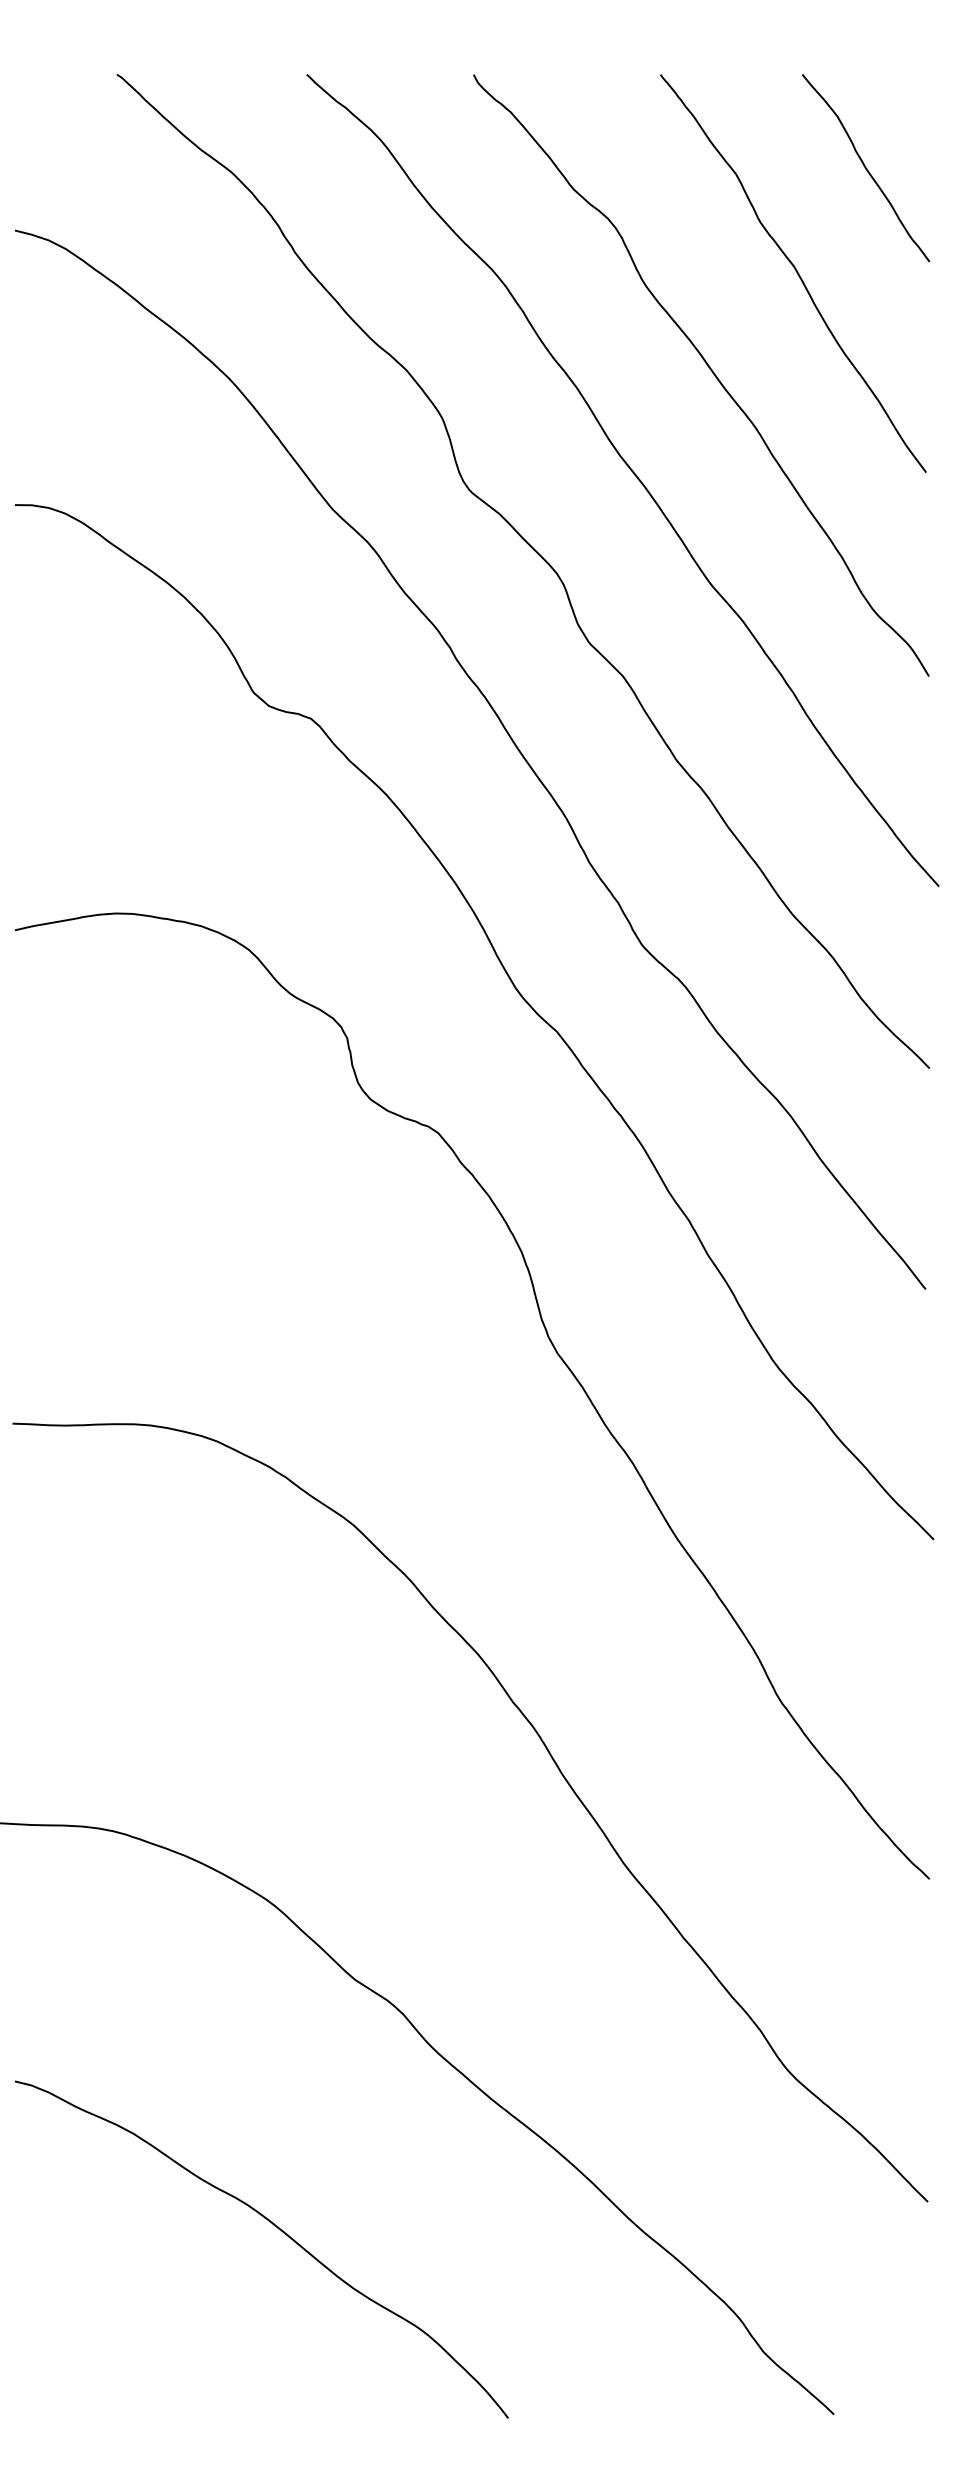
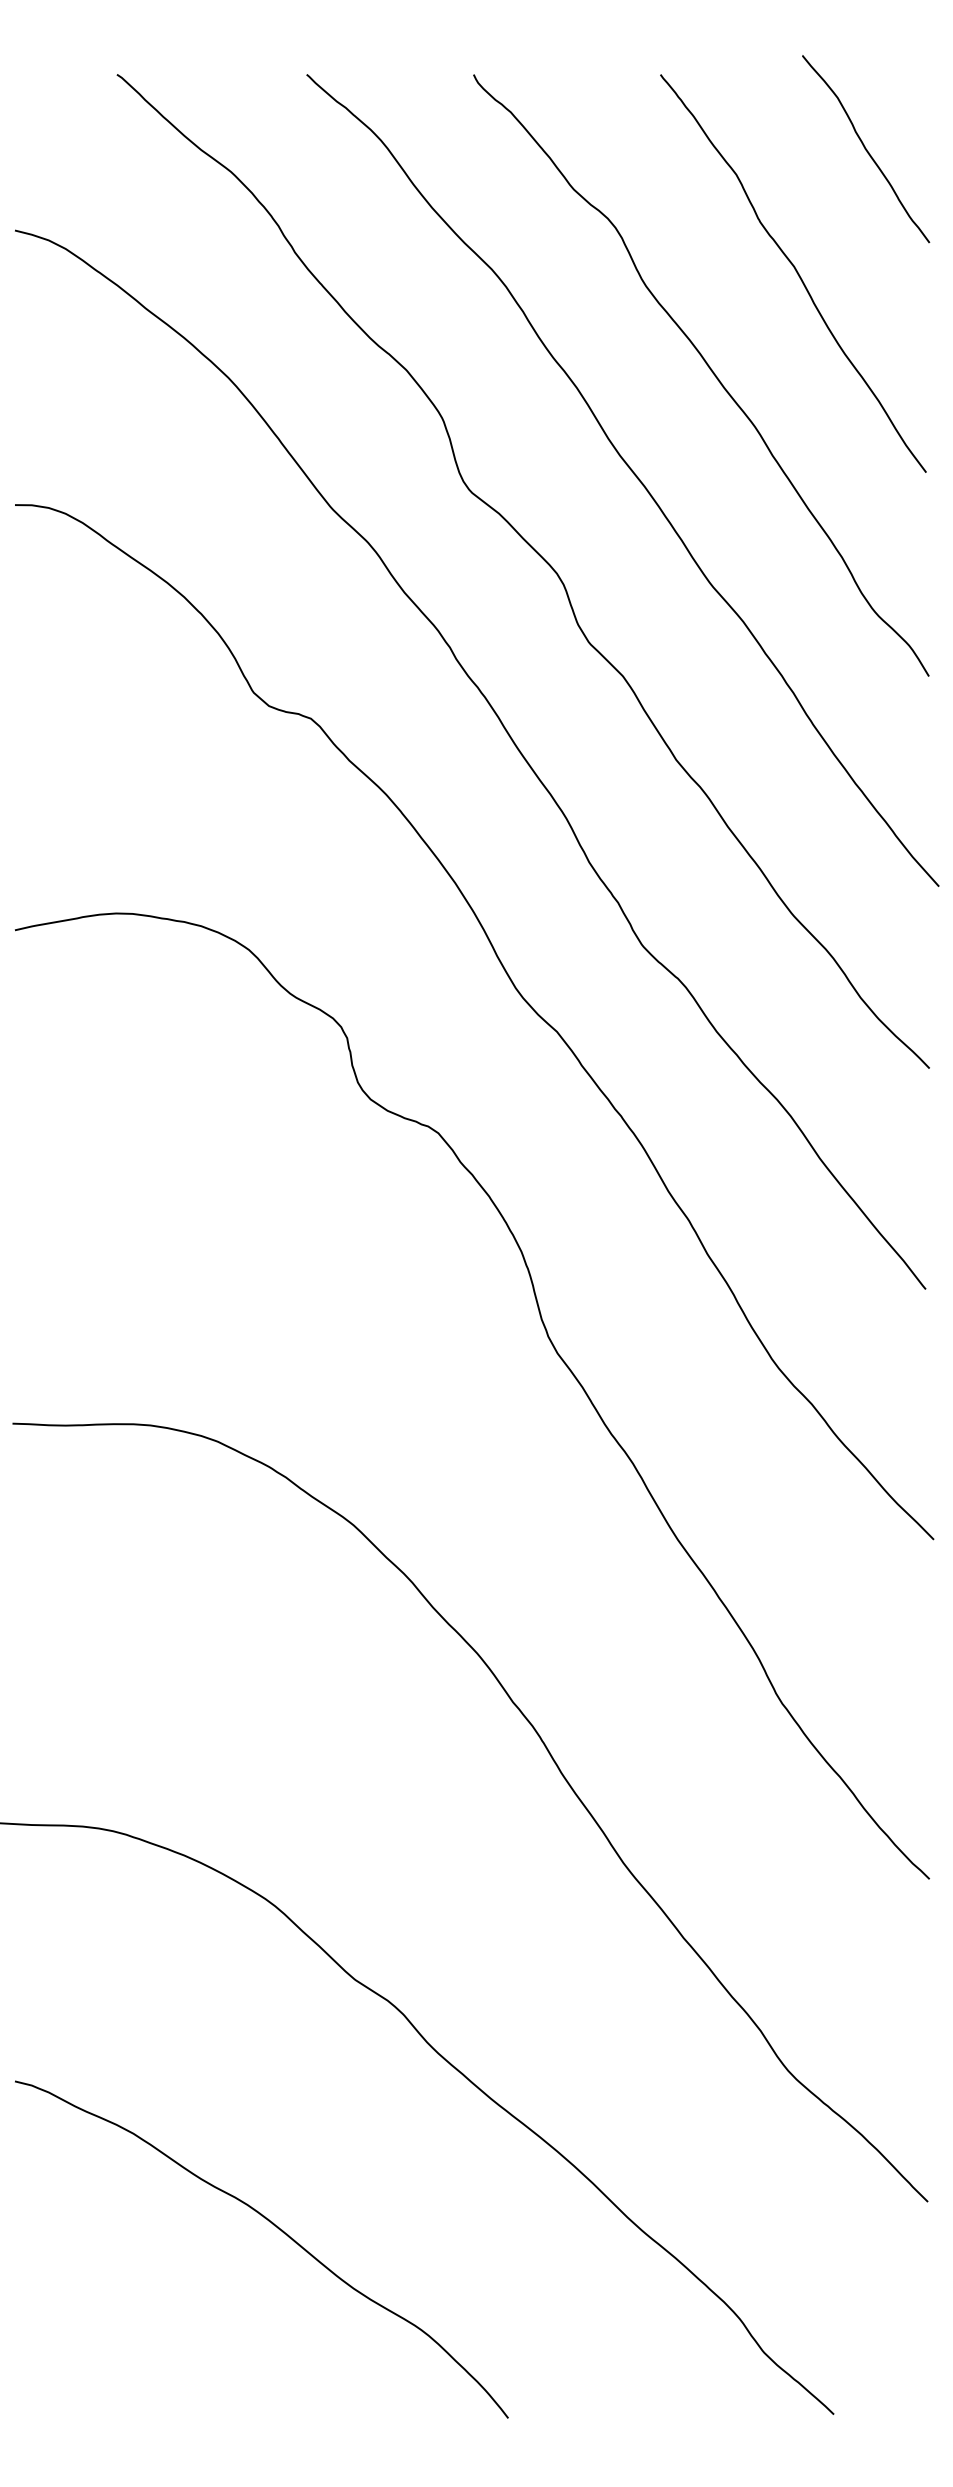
curve position: (866, 168) -> (866, 149) (866, 149)
